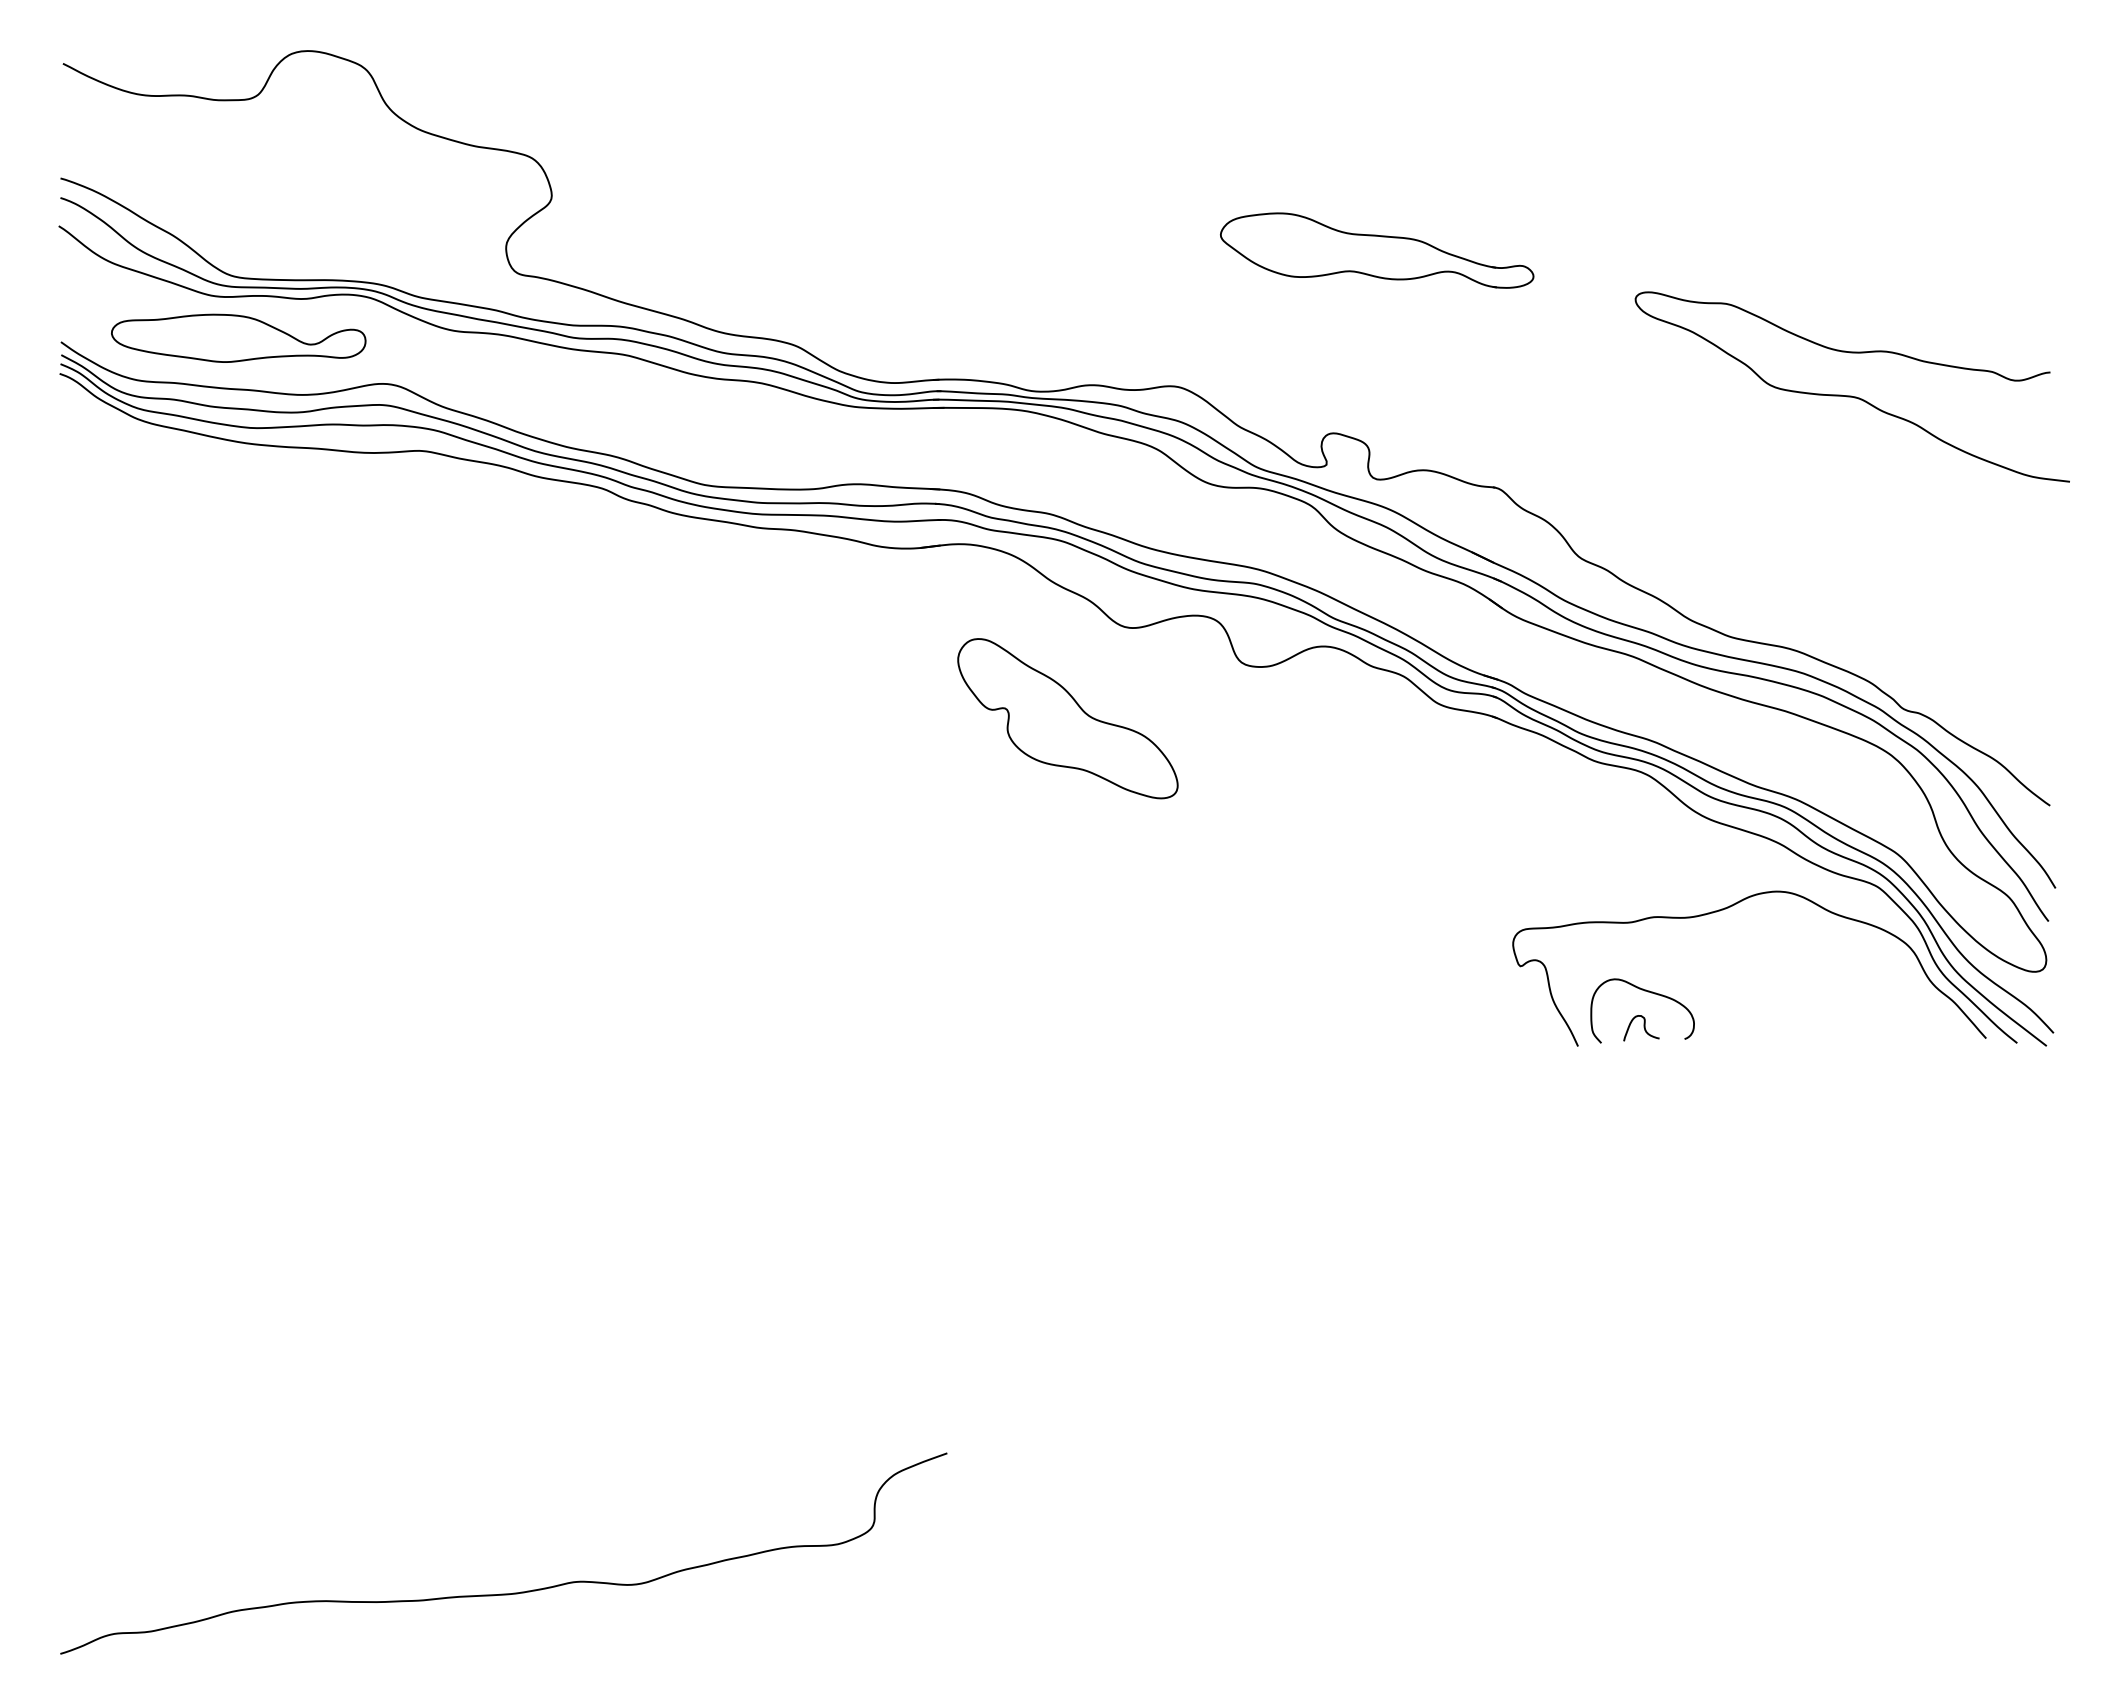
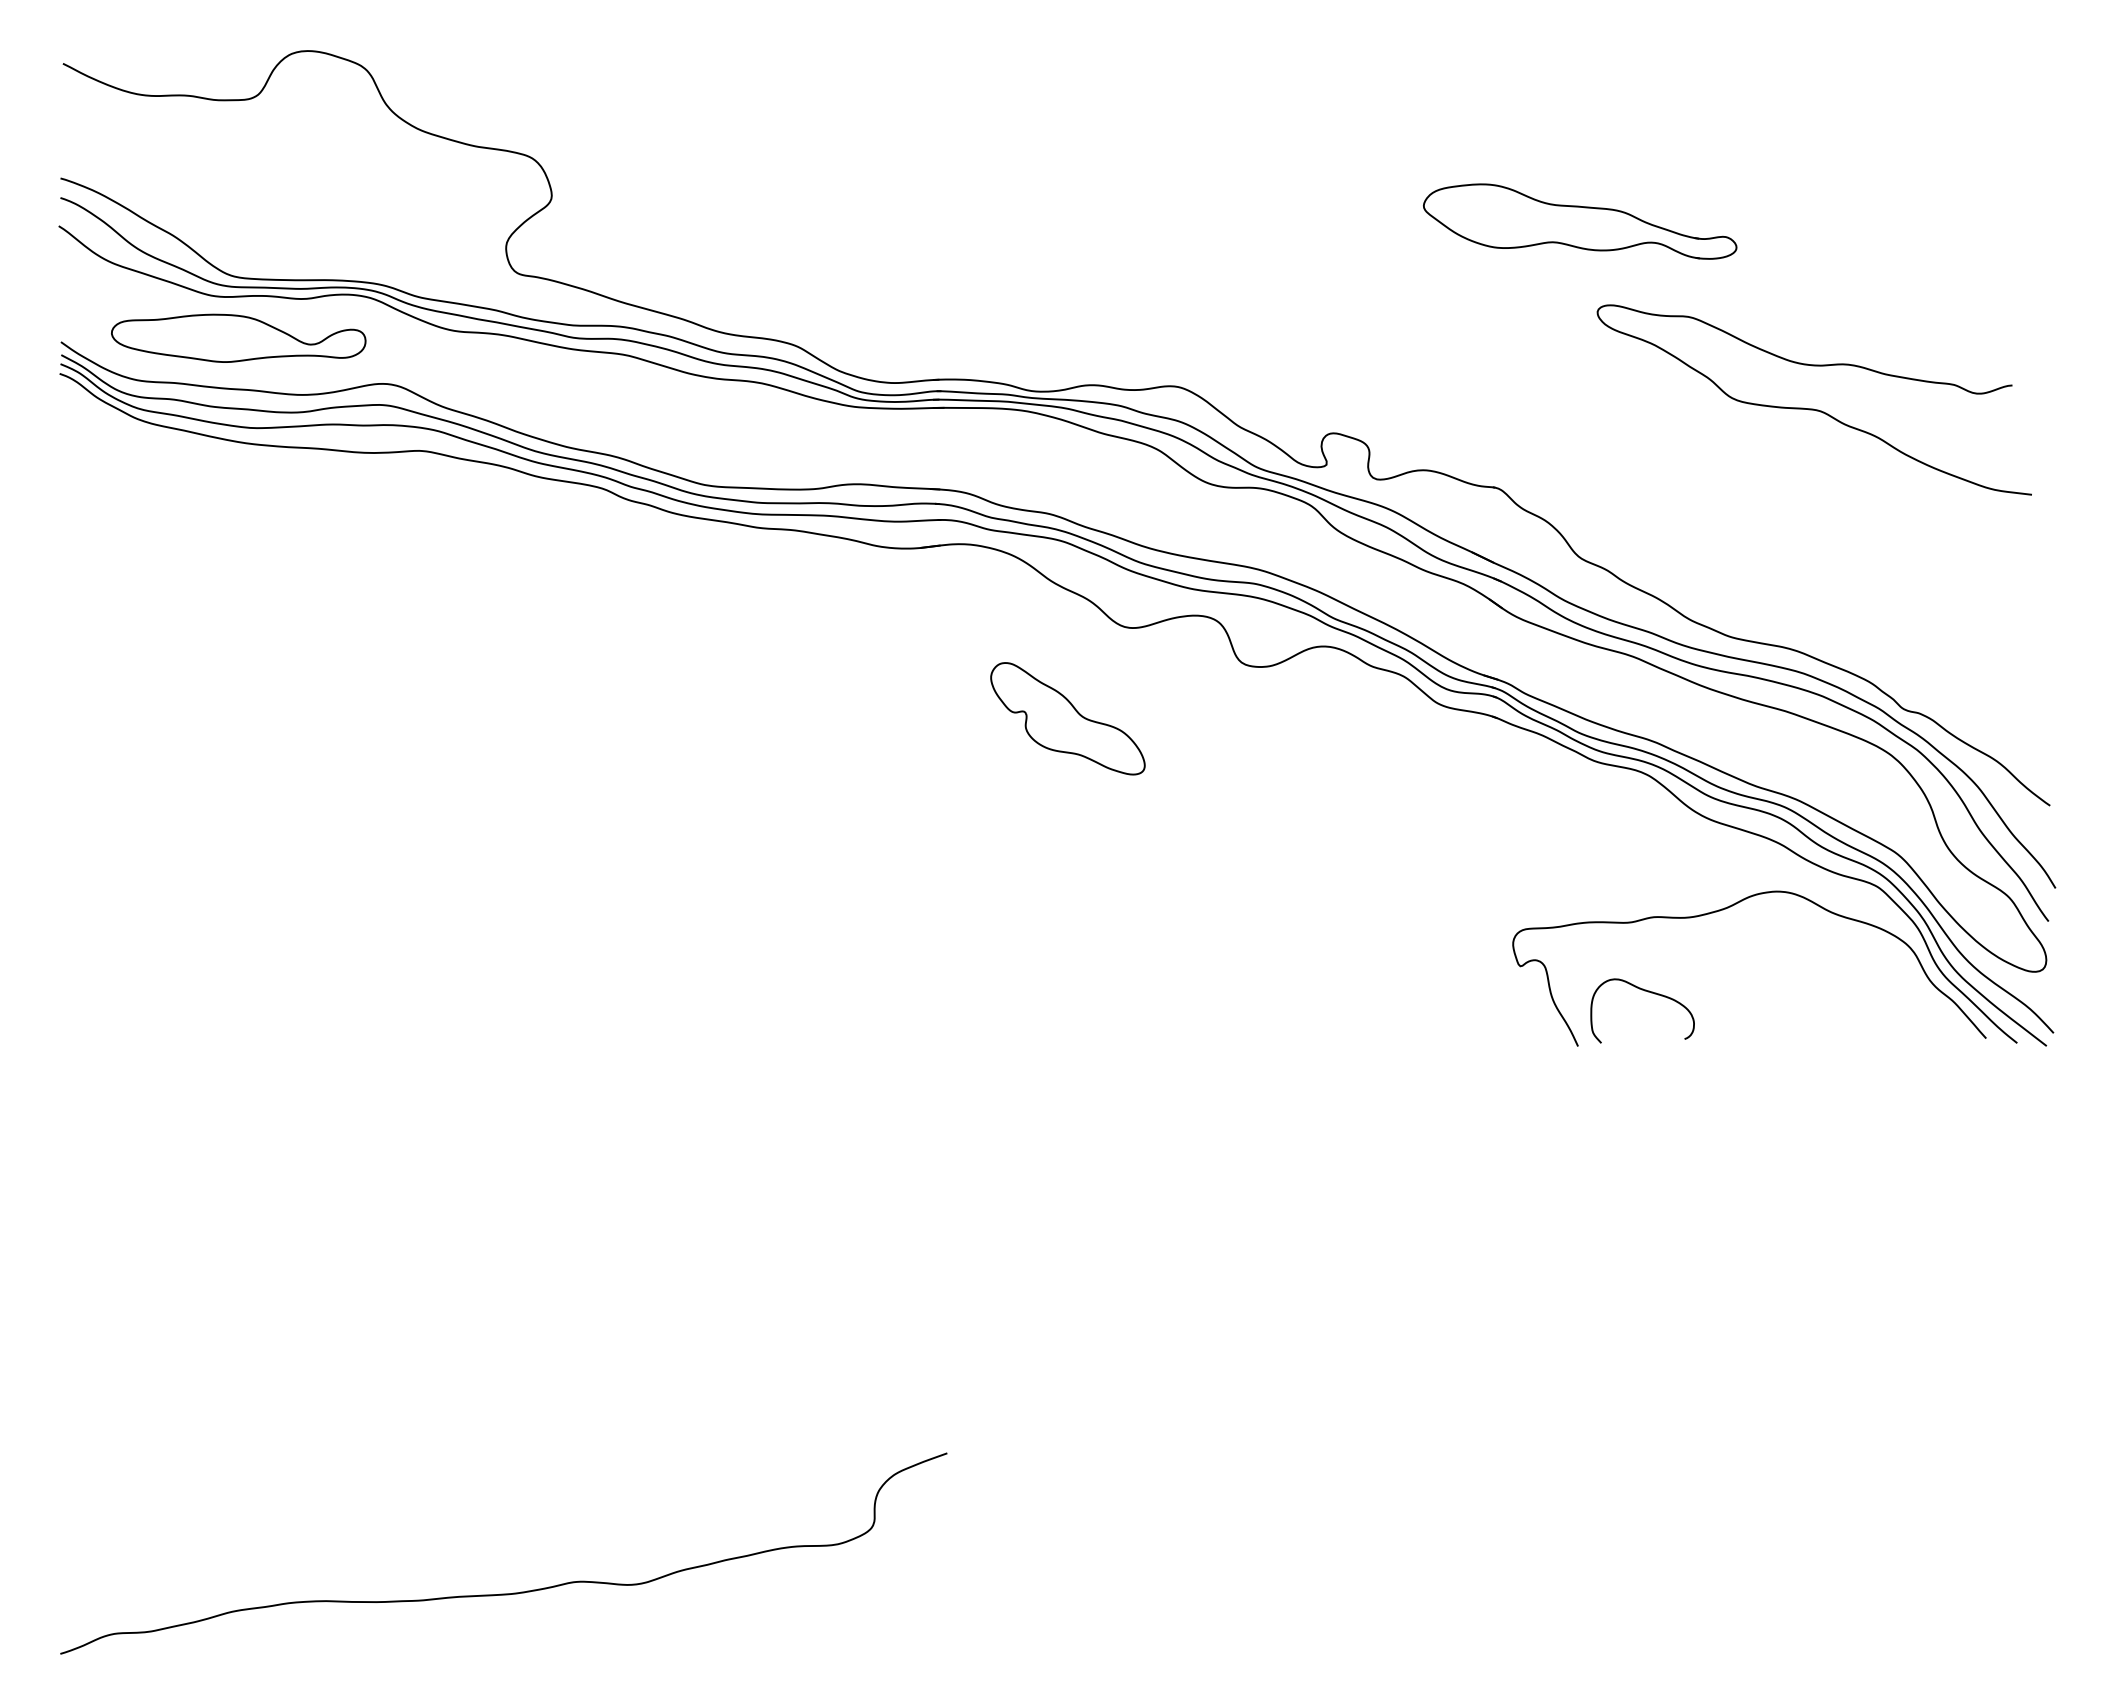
part position: (1377, 250) -> (1580, 221) (1580, 221)
curve position: (1851, 395) -> (1813, 408) (1813, 408)
part size: 222x162 px -> 156x114 px (1067, 718)
curve: present -> none (1643, 1027)
